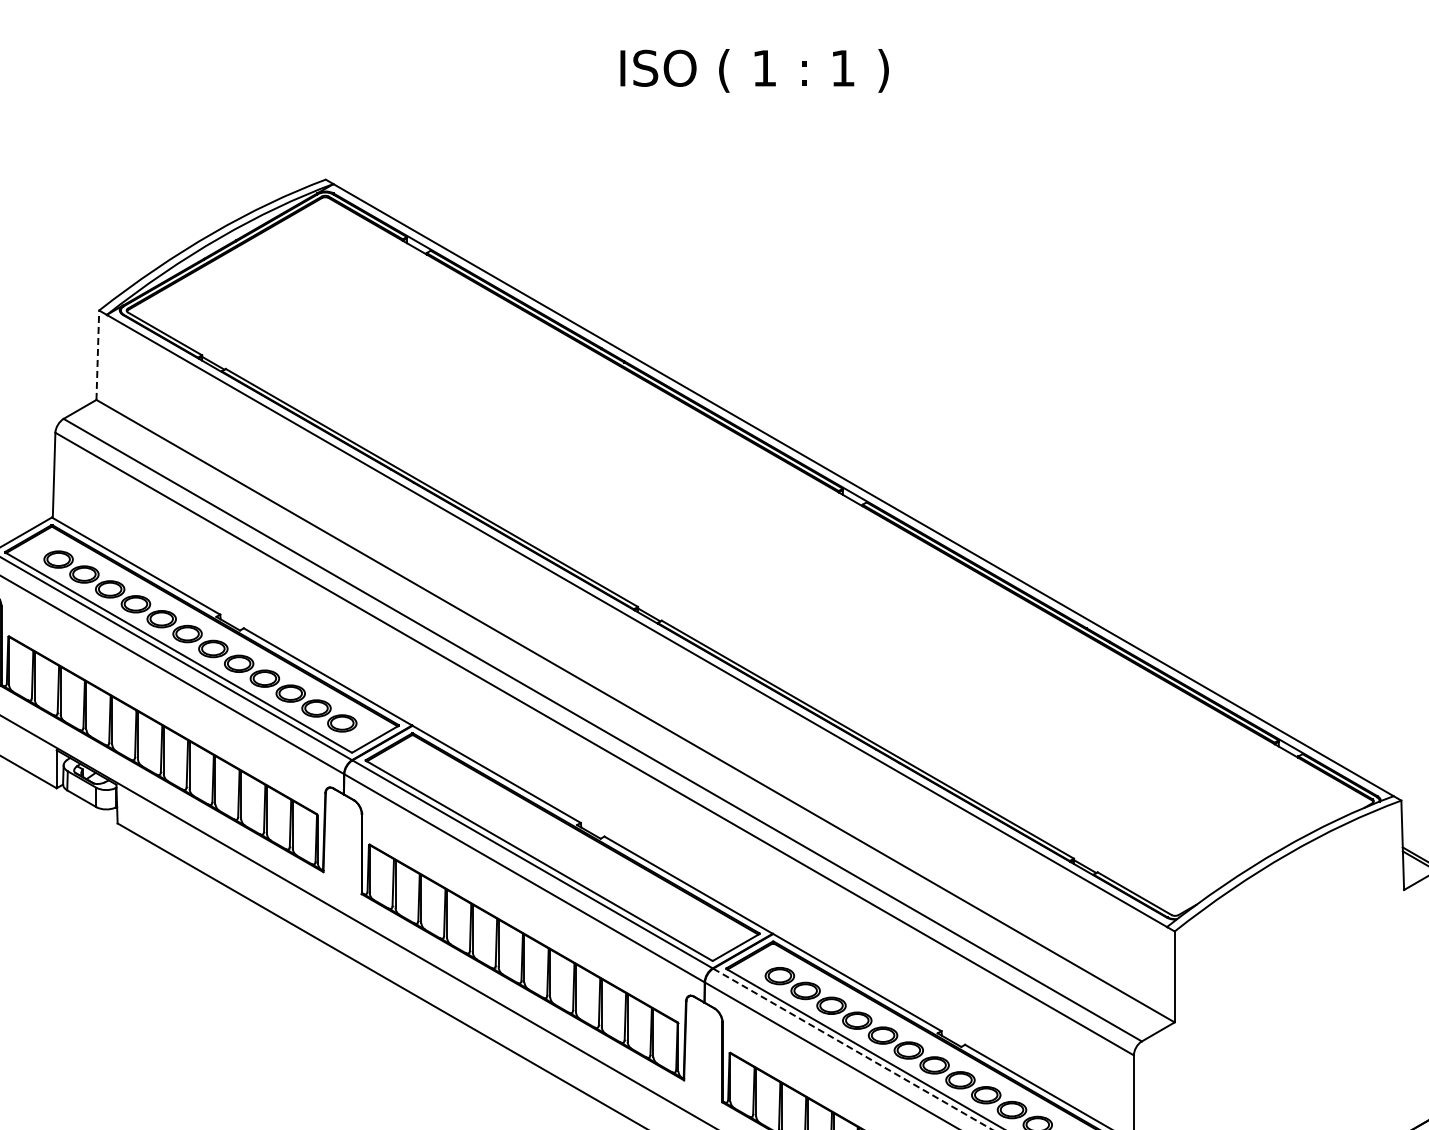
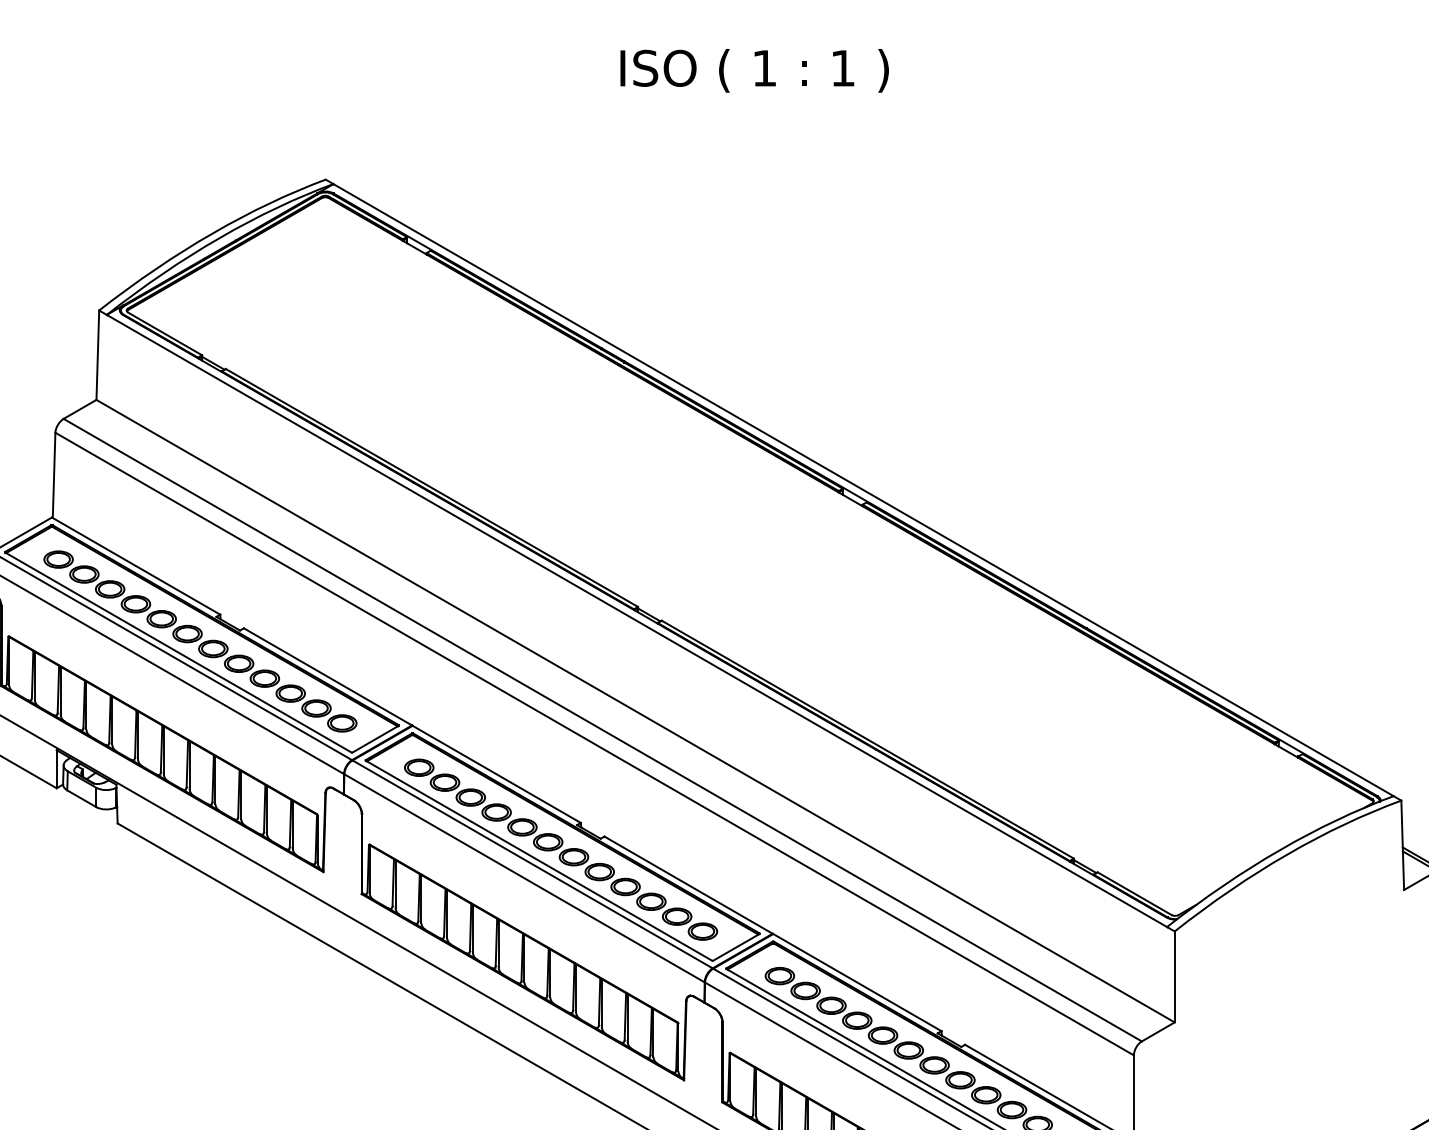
line: dashed -> solid (97, 355)
part: none -> present (561, 849)
line: dashed -> solid (852, 1049)
